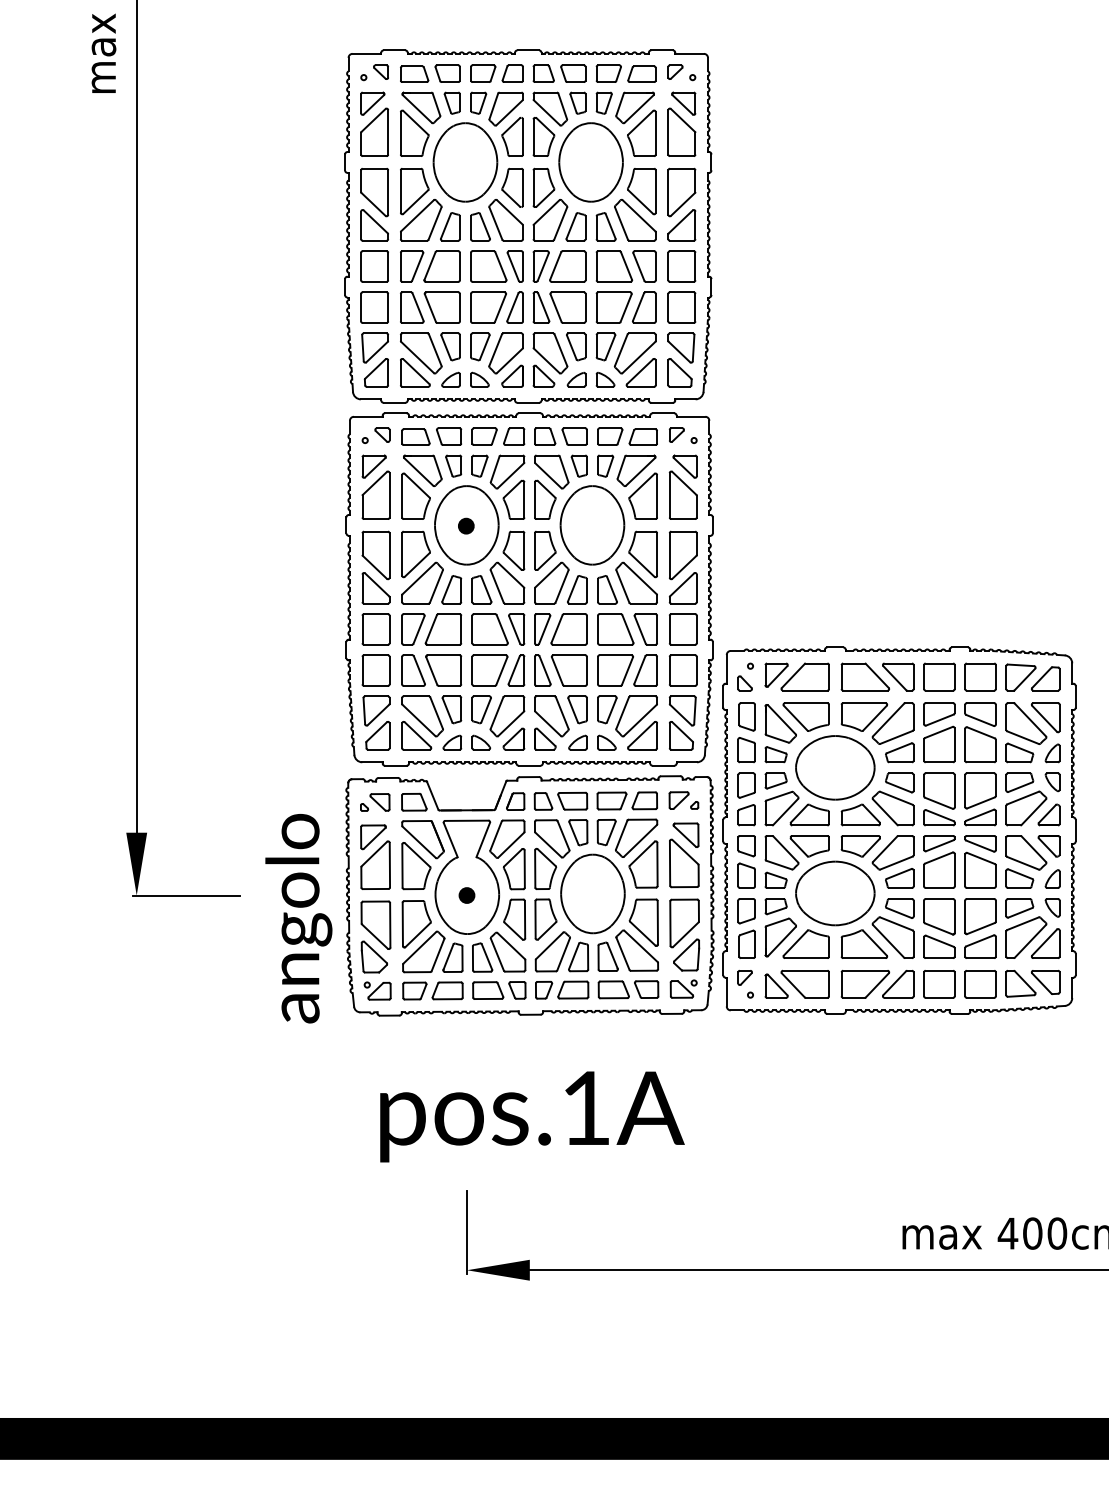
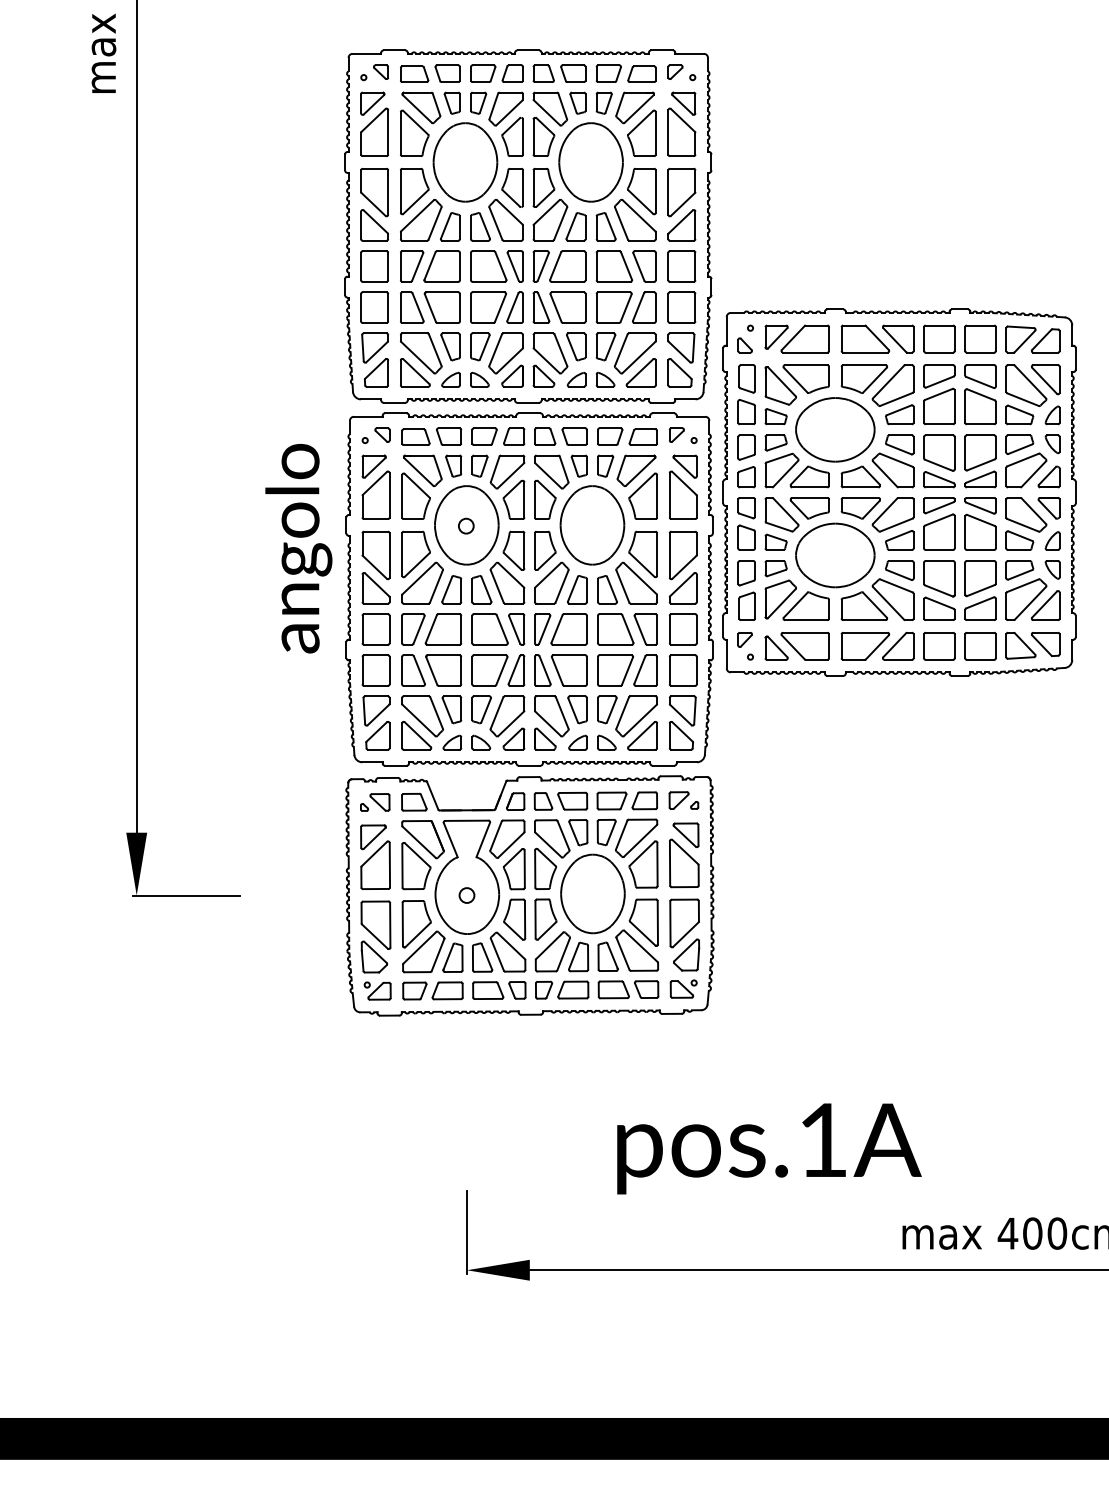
fill: present -> none (465, 525)
part position: (899, 830) -> (899, 492) (899, 492)
fill: present -> none (466, 895)
text position: (298, 918) -> (298, 548) (298, 548)
text position: (532, 1116) -> (769, 1148) (769, 1148)
